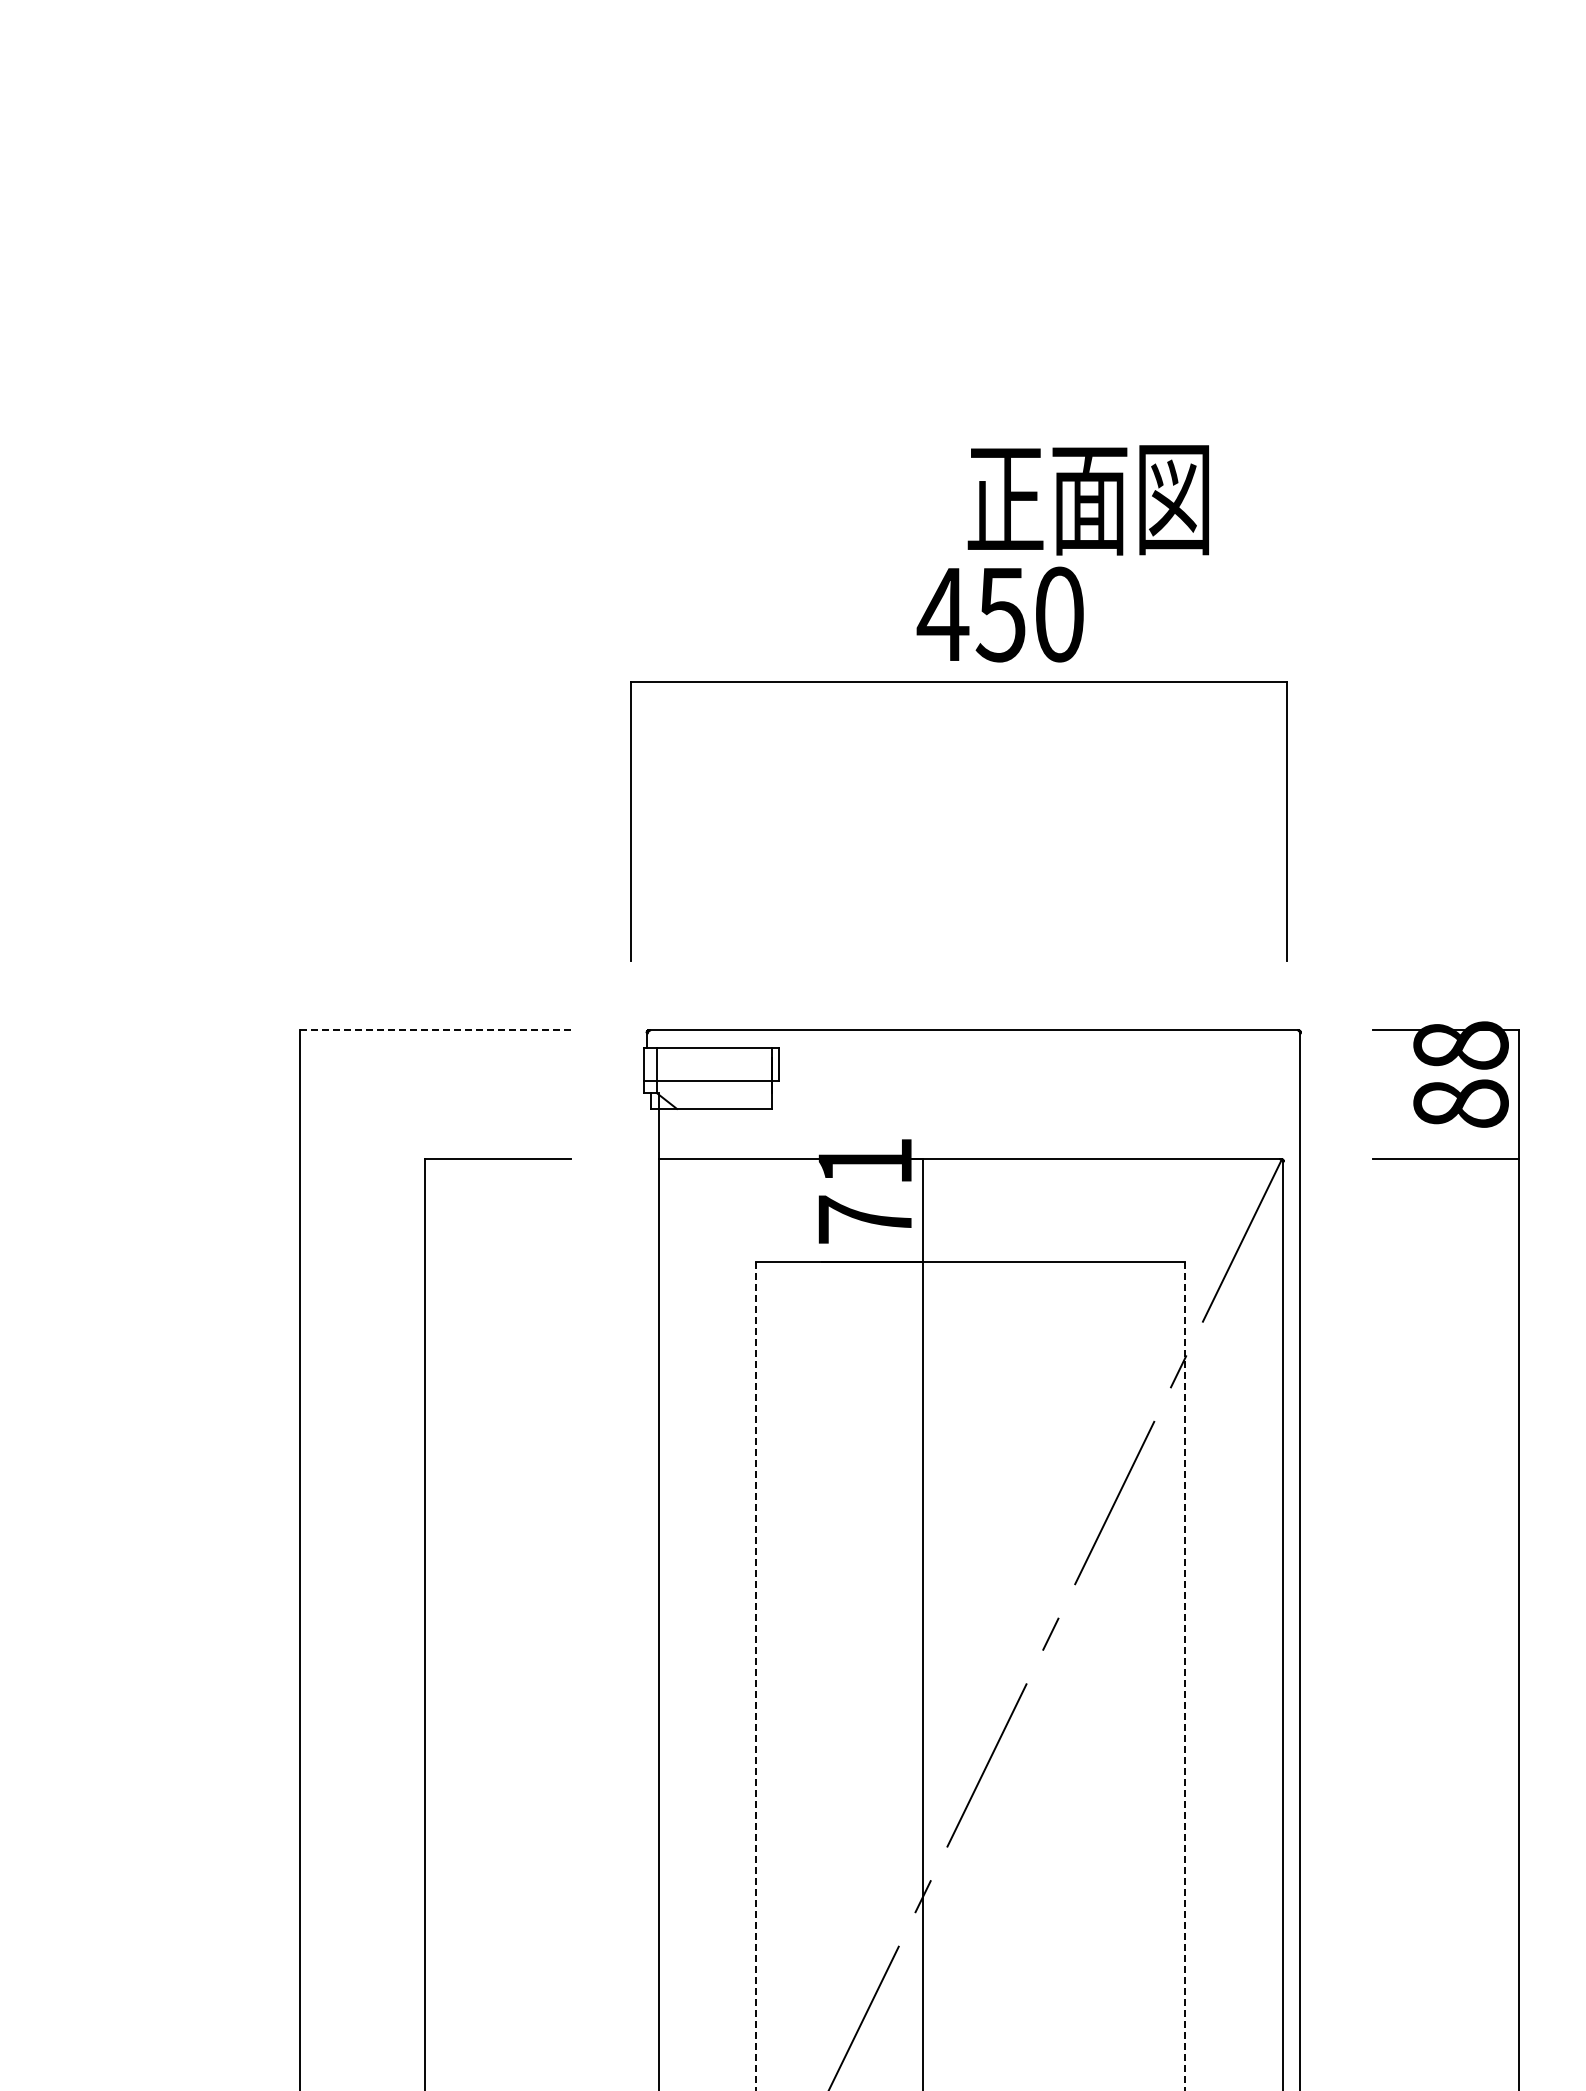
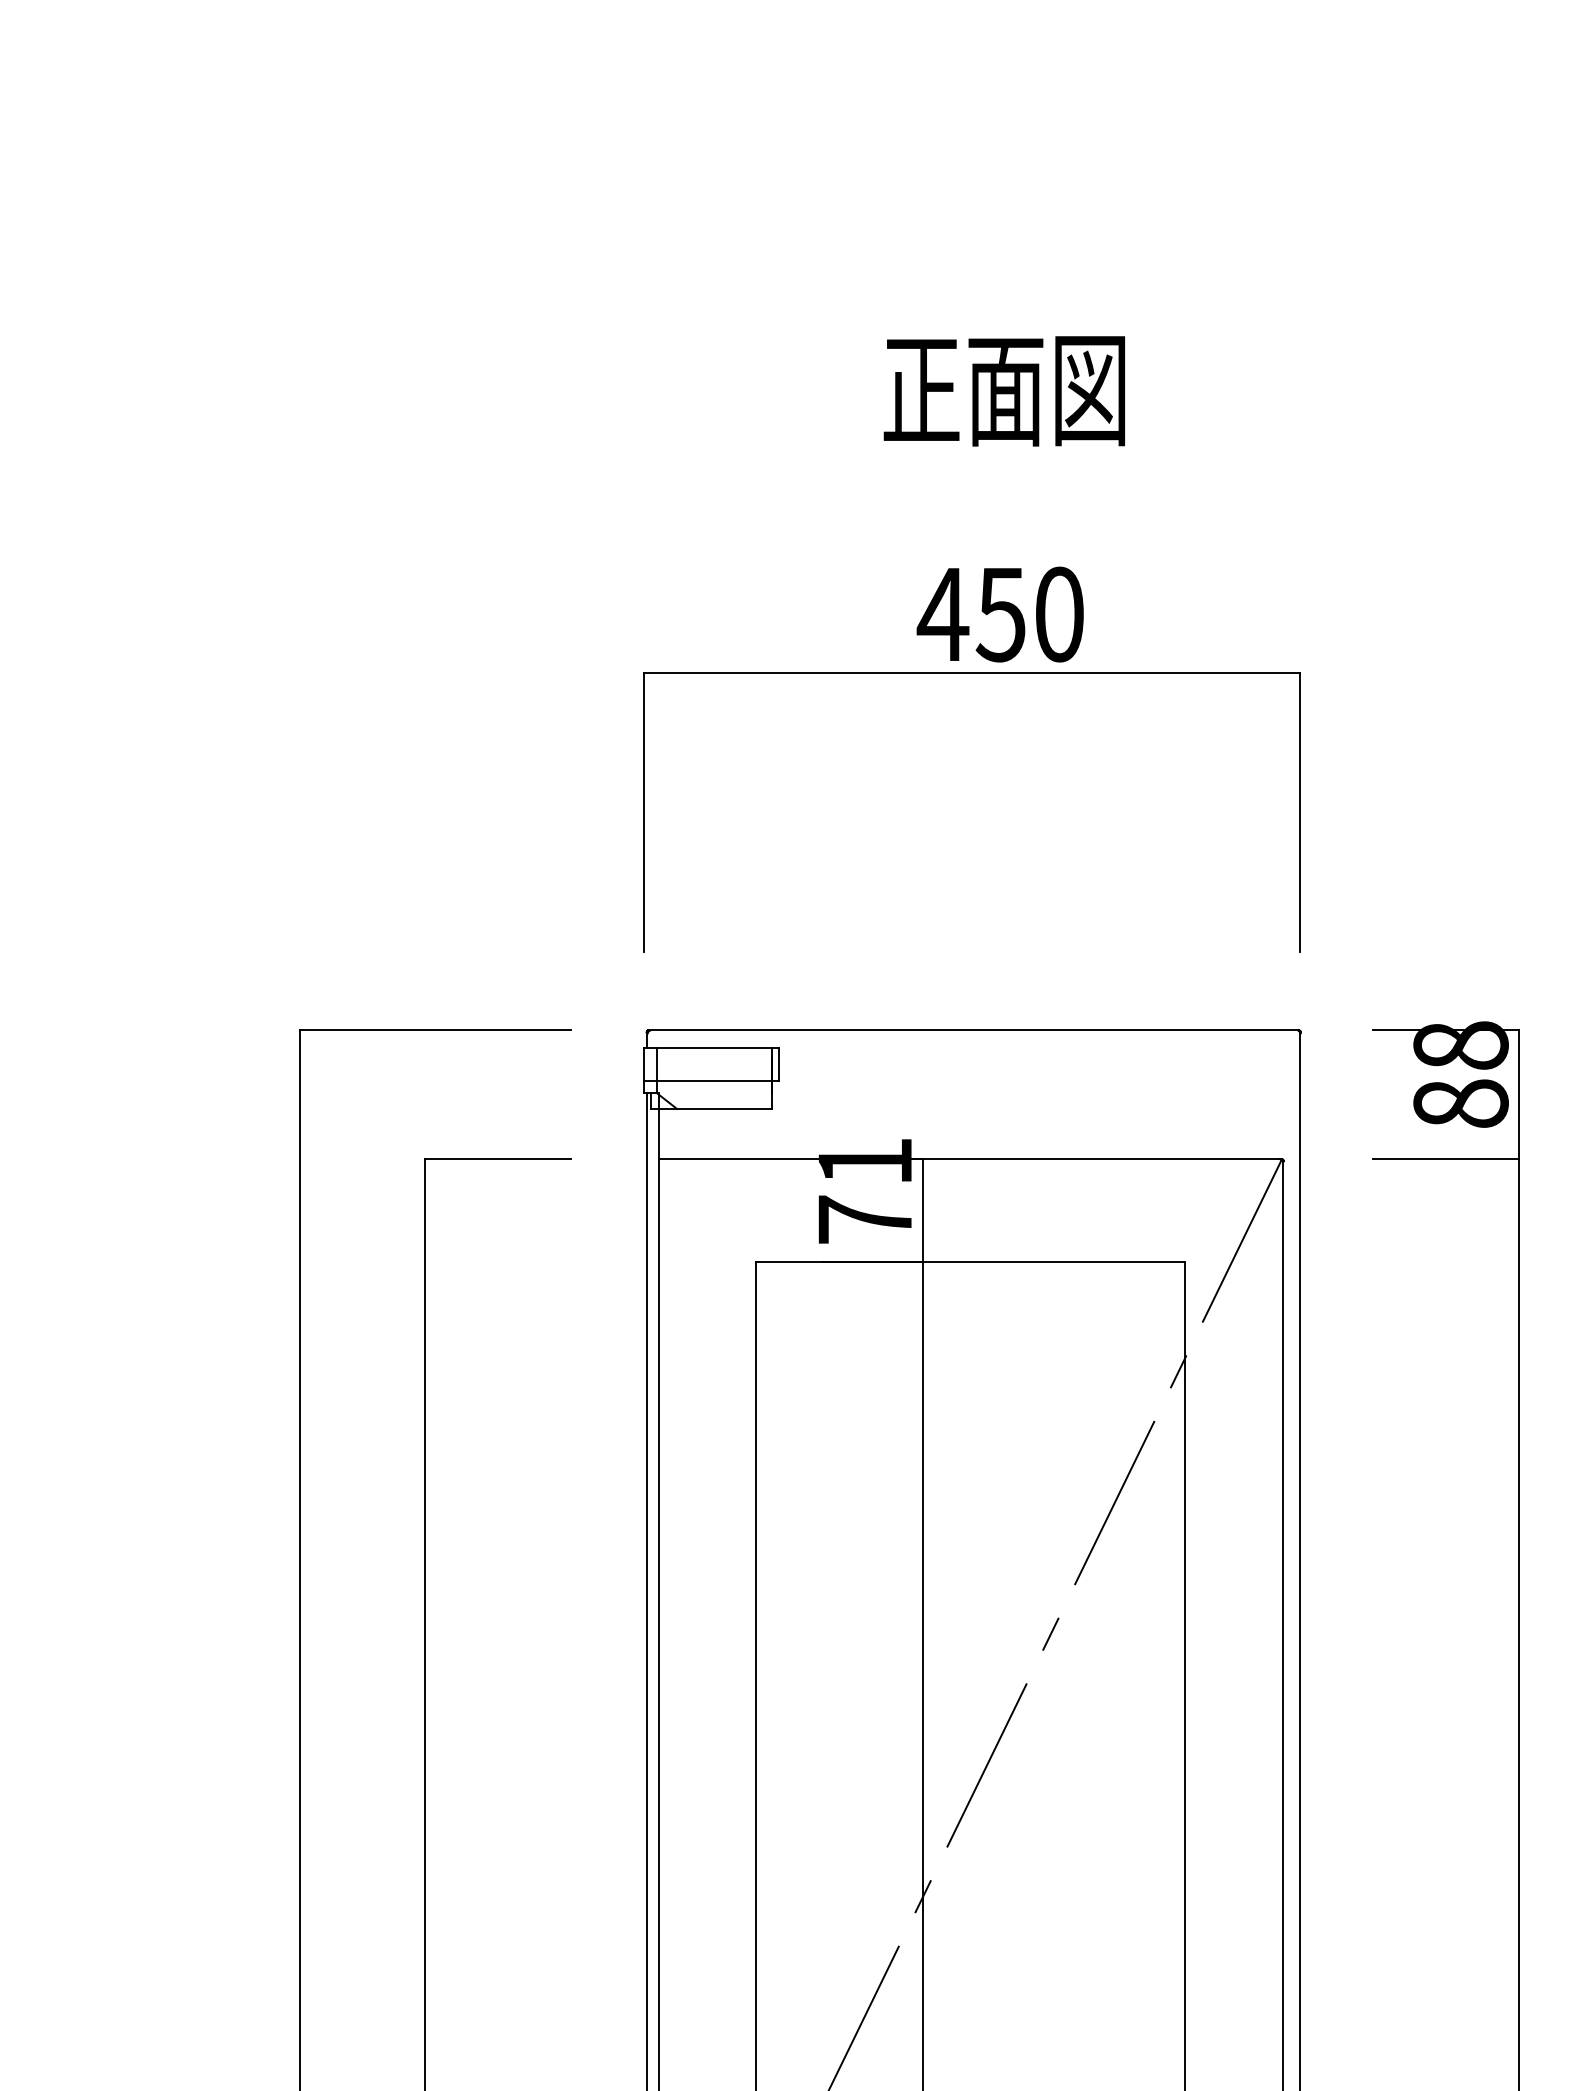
text position: (1087, 500) -> (1003, 391) (1003, 391)
part position: (958, 682) -> (971, 673) (971, 673)
line: dashed -> solid (435, 1030)
line: none -> present (646, 1589)
line: dashed -> solid (756, 1677)
line: dashed -> solid (1185, 1677)
